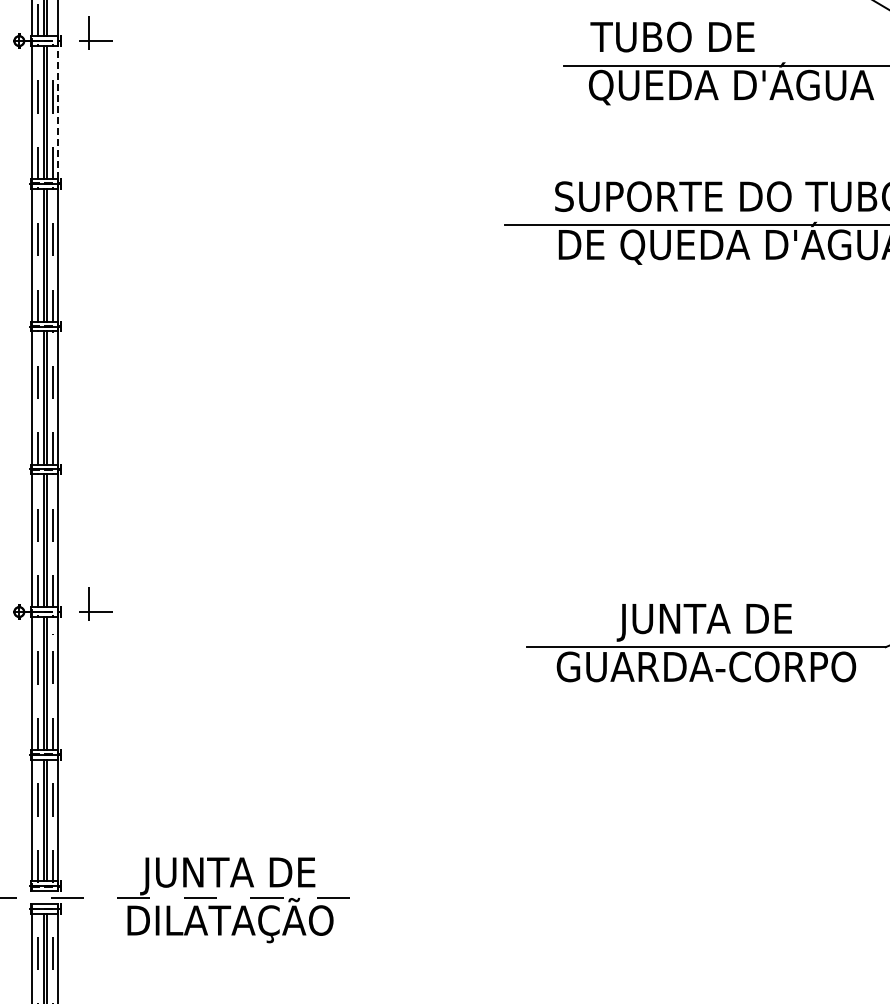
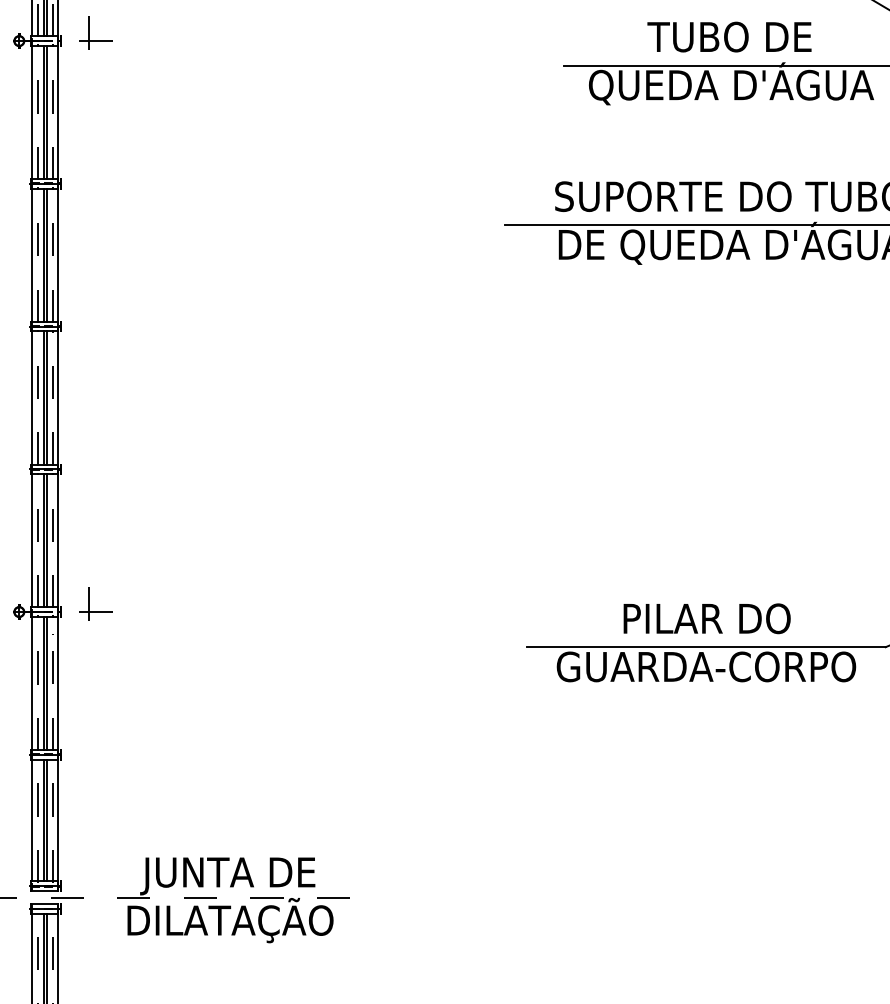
line: none -> present (52, 19)
text position: (672, 36) -> (729, 36) (729, 36)
line: dashed -> solid (58, 112)
text: JUNTA DE -> PILAR DO (703, 622)
